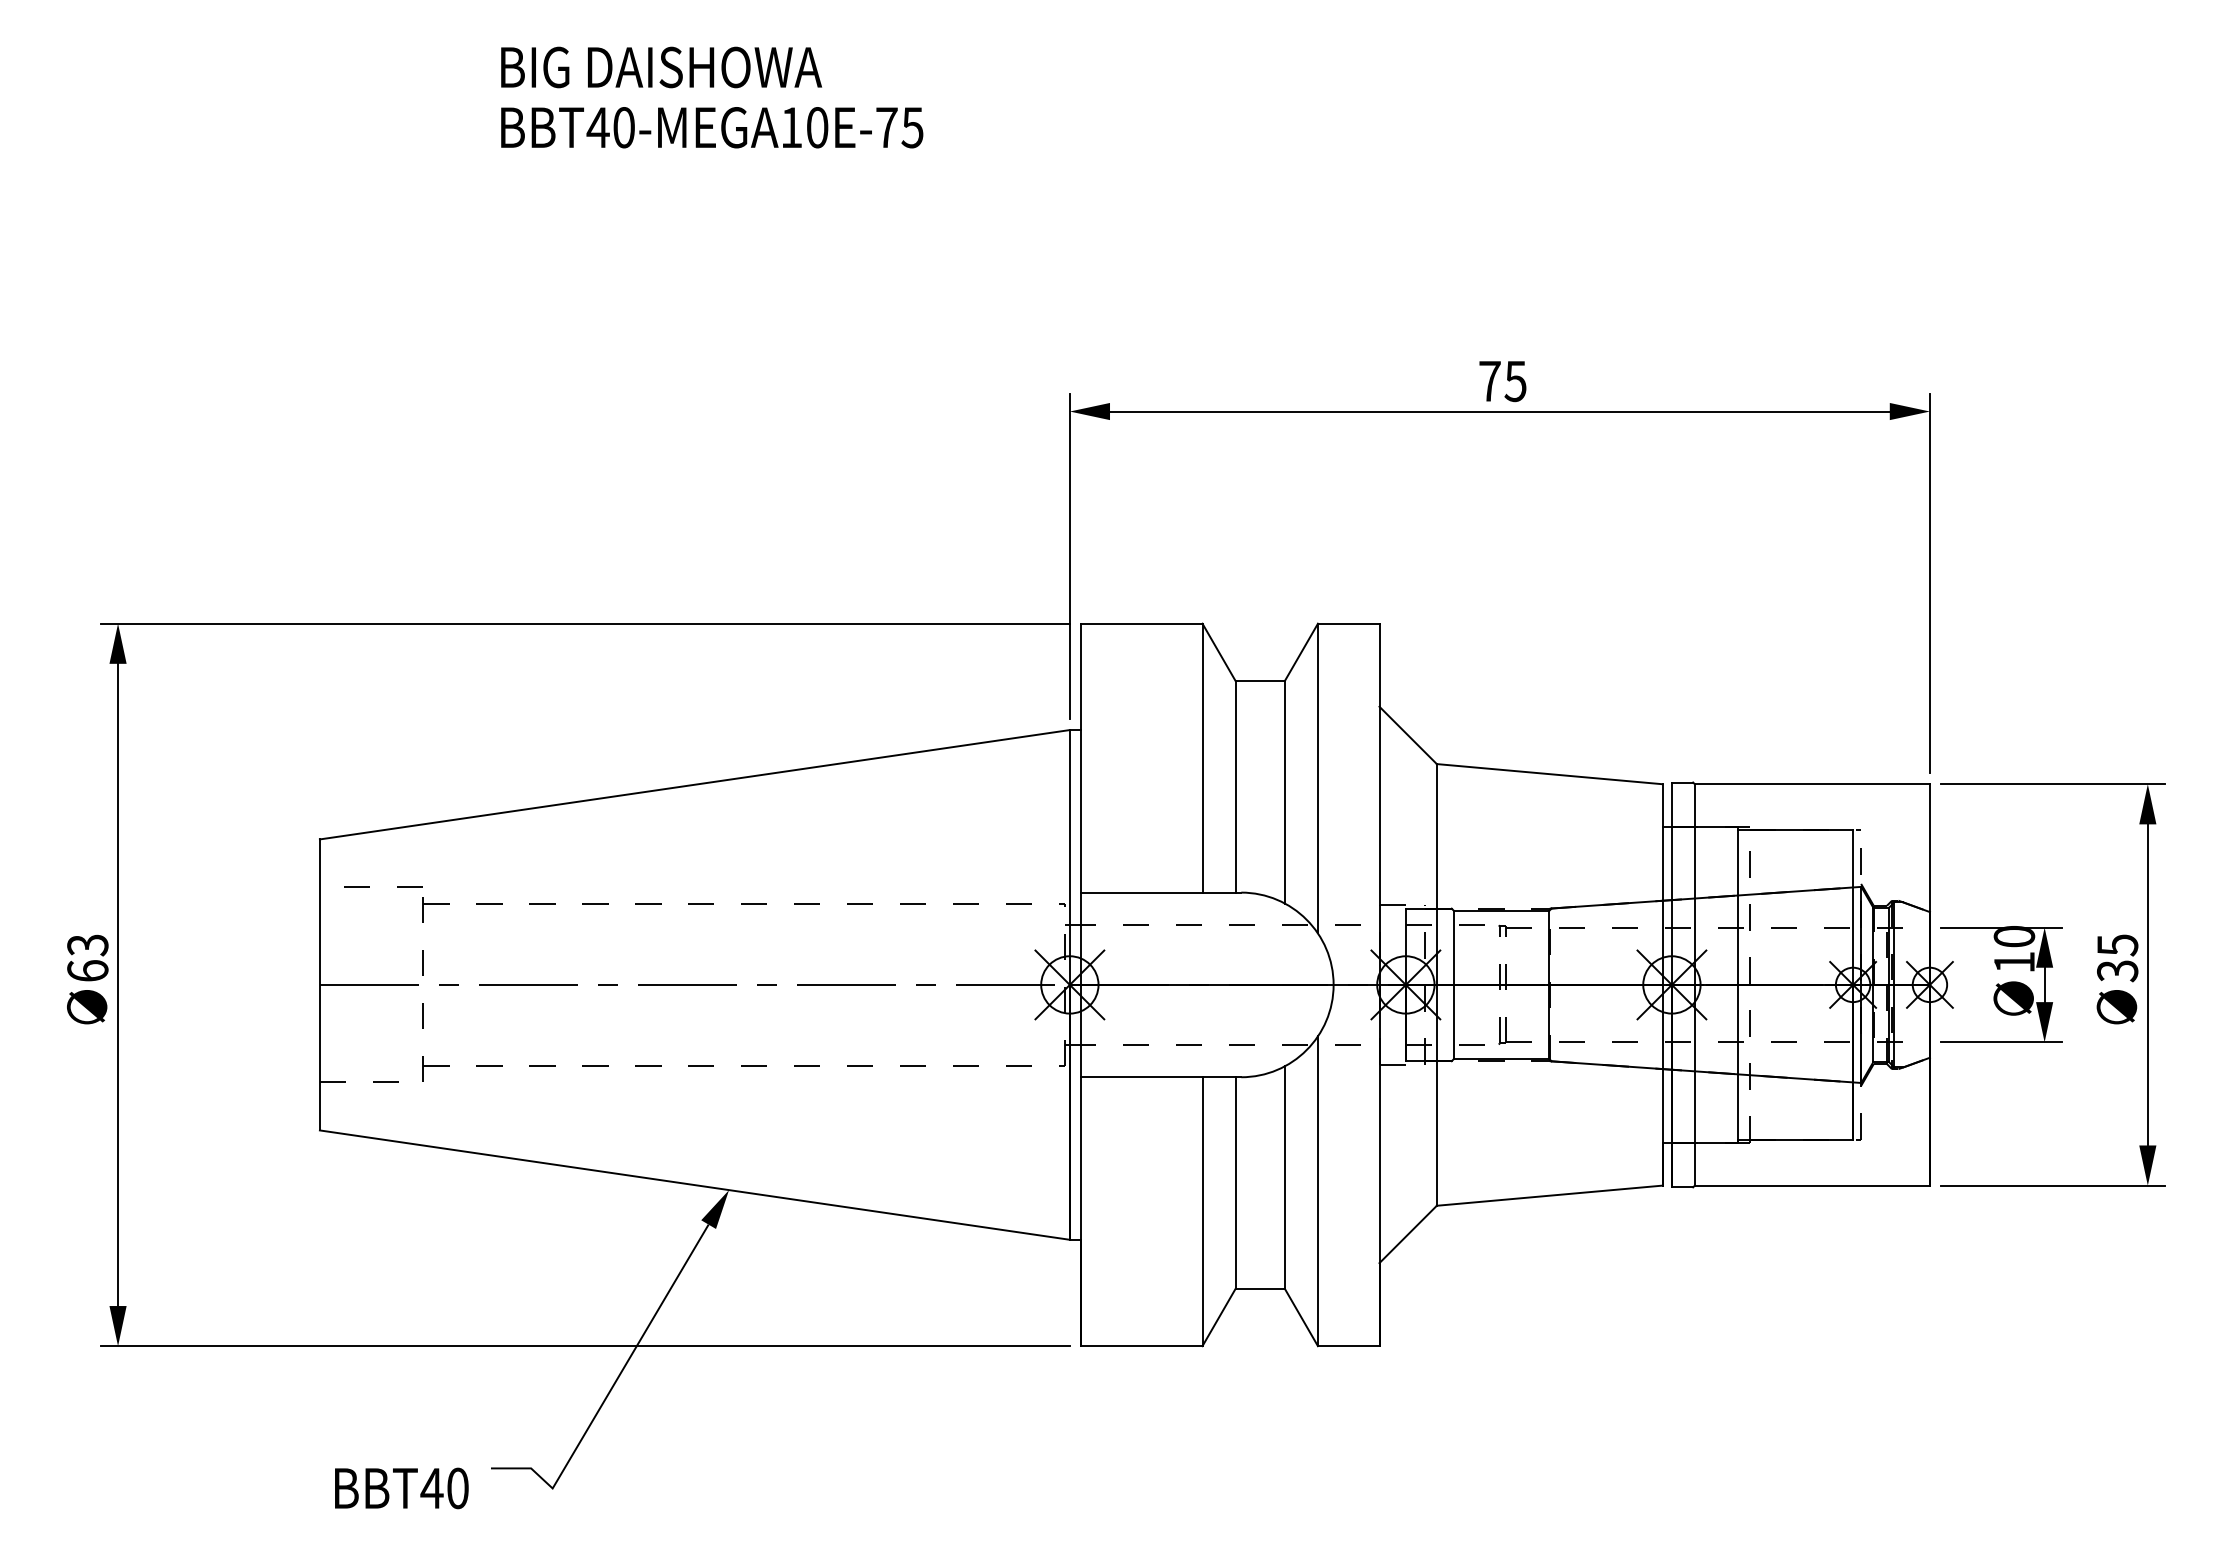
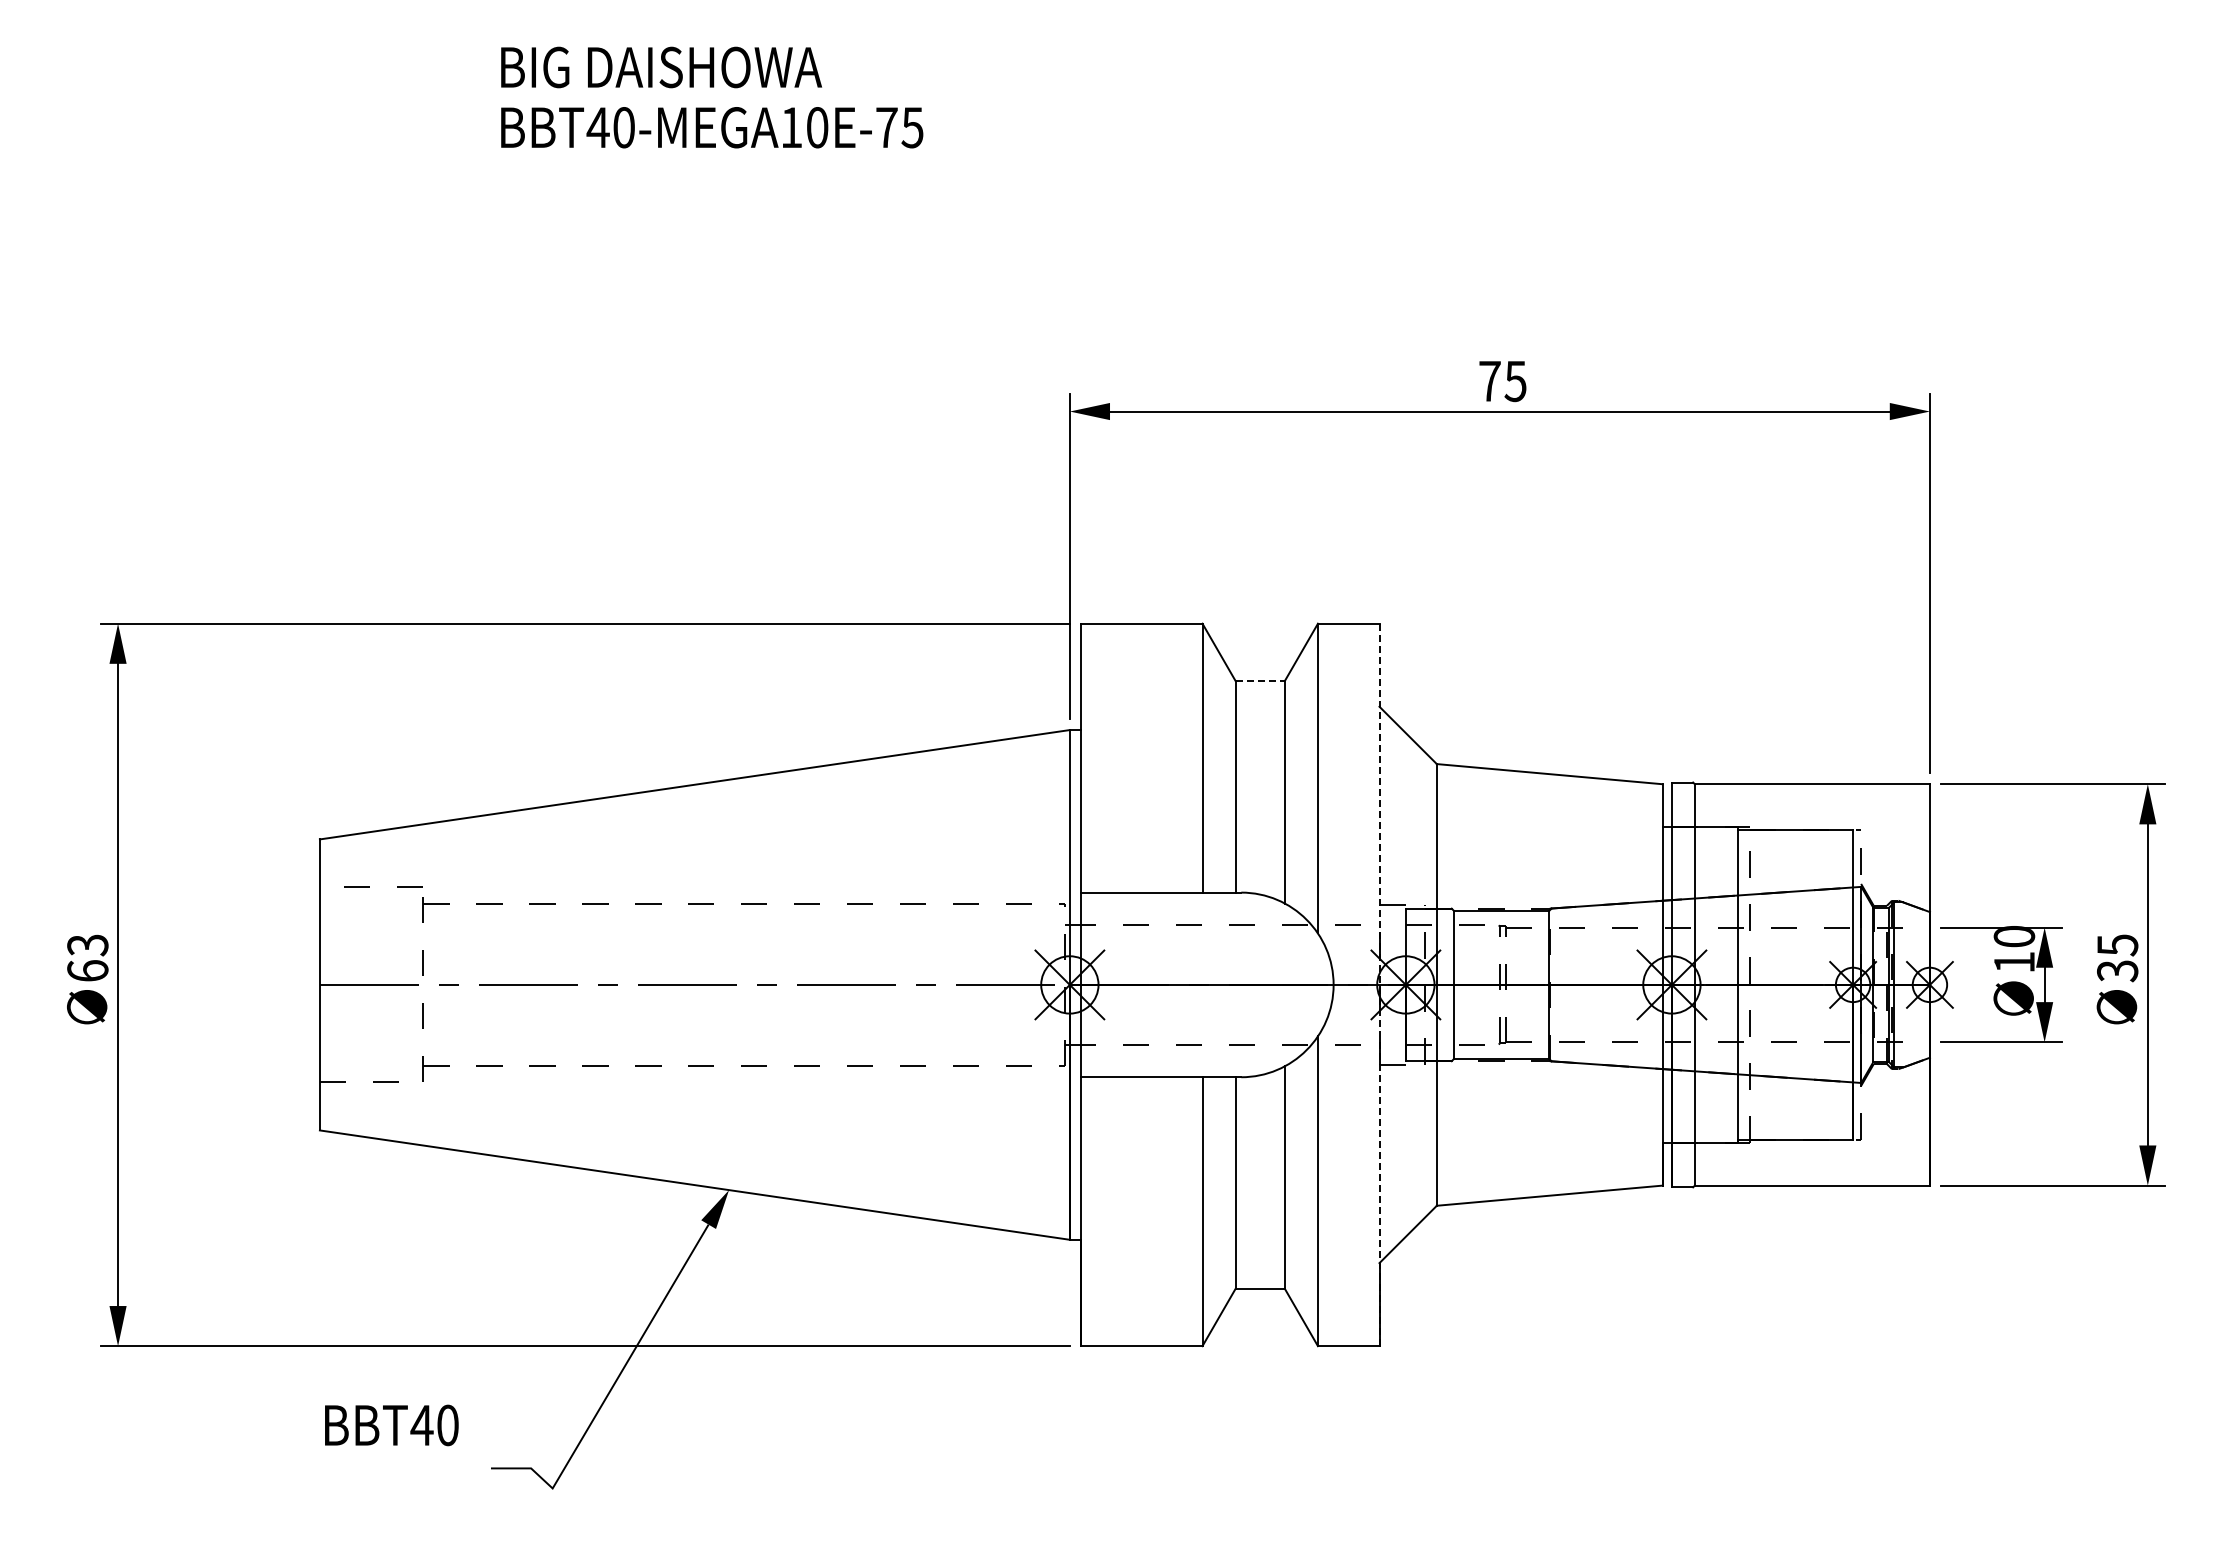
line: solid -> dashed (1260, 681)
line: solid -> dashed (1379, 984)
text position: (401, 1488) -> (391, 1425) (391, 1425)
